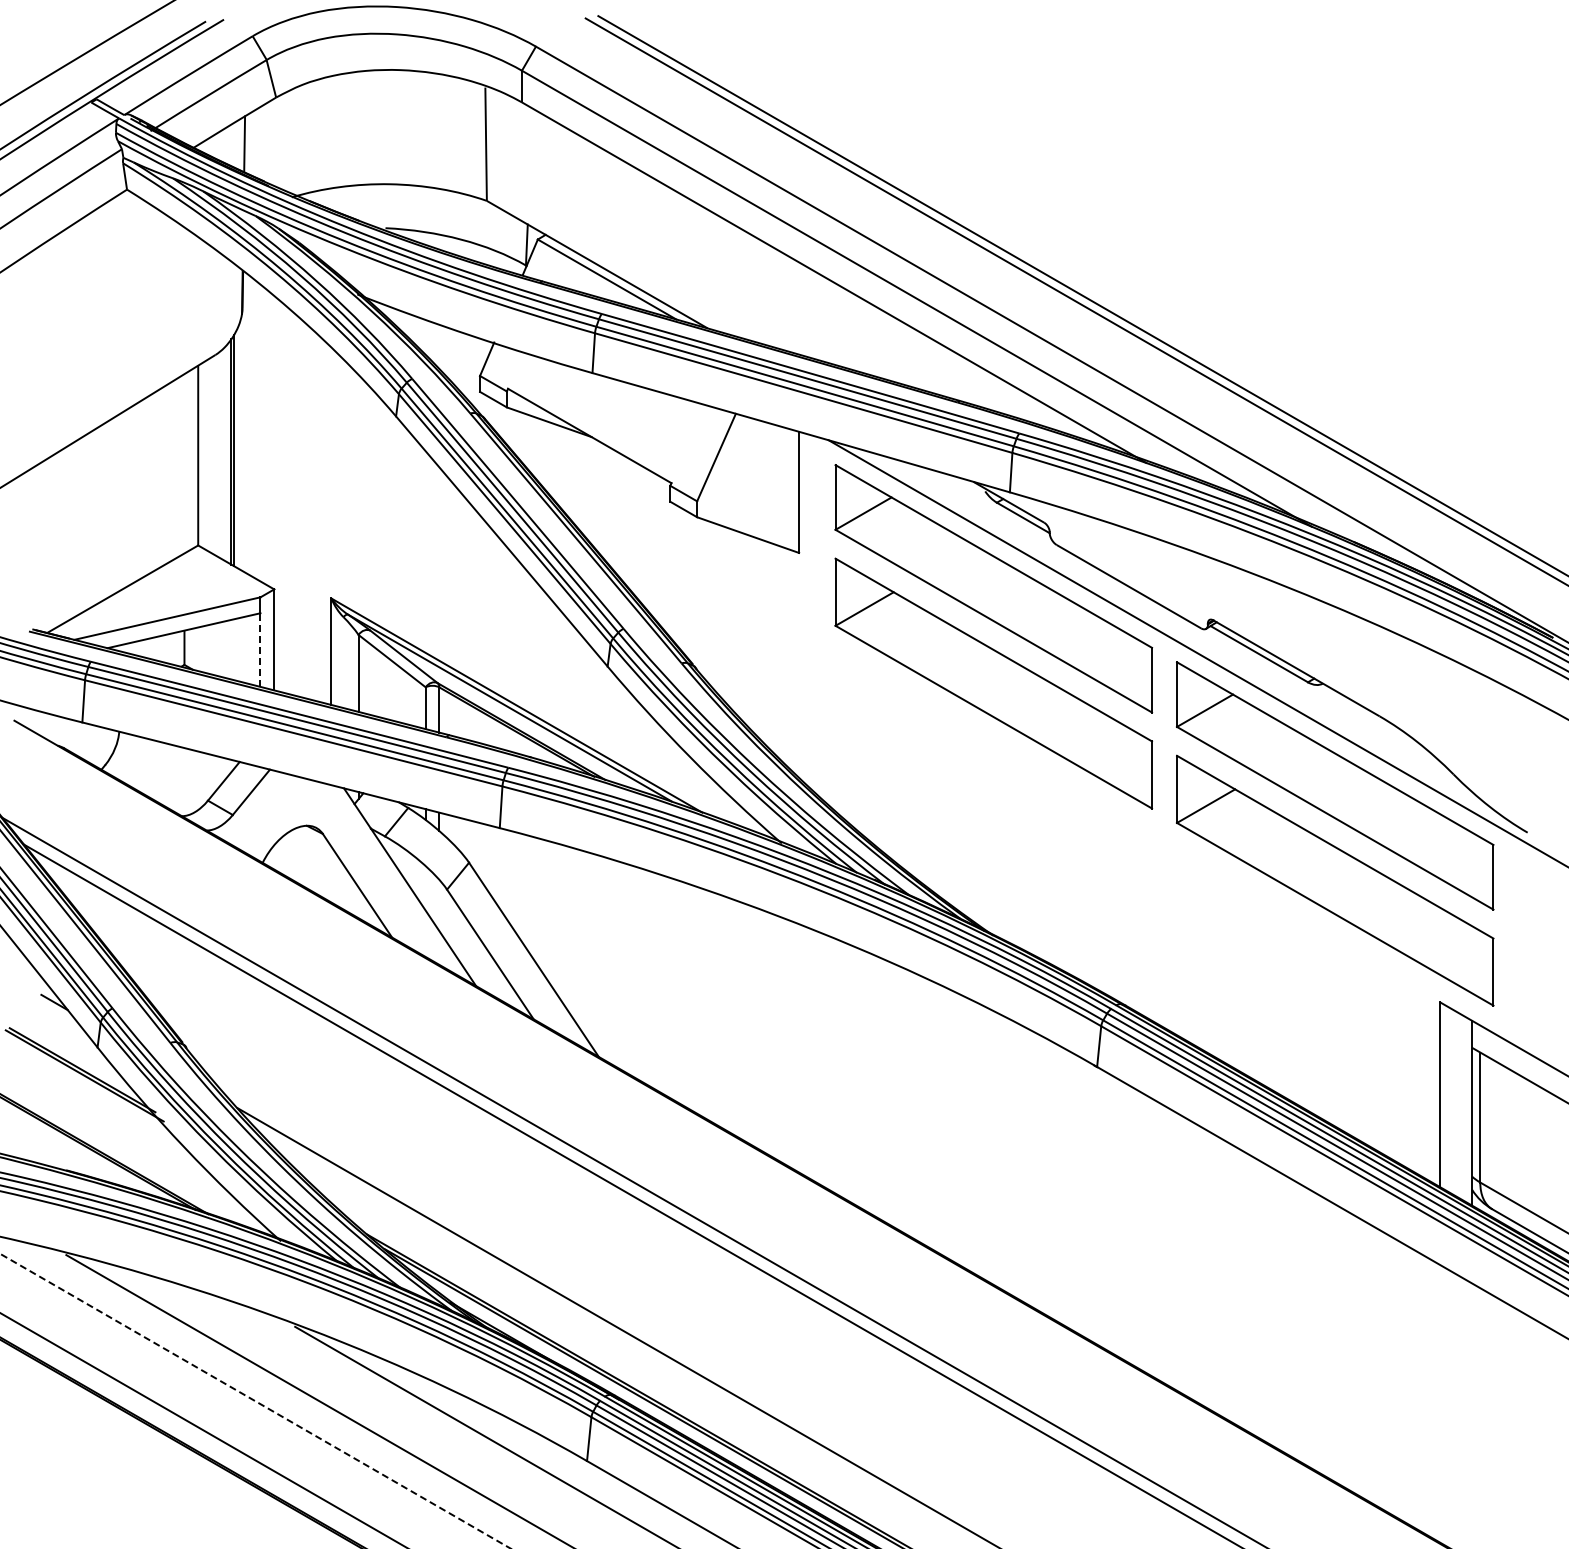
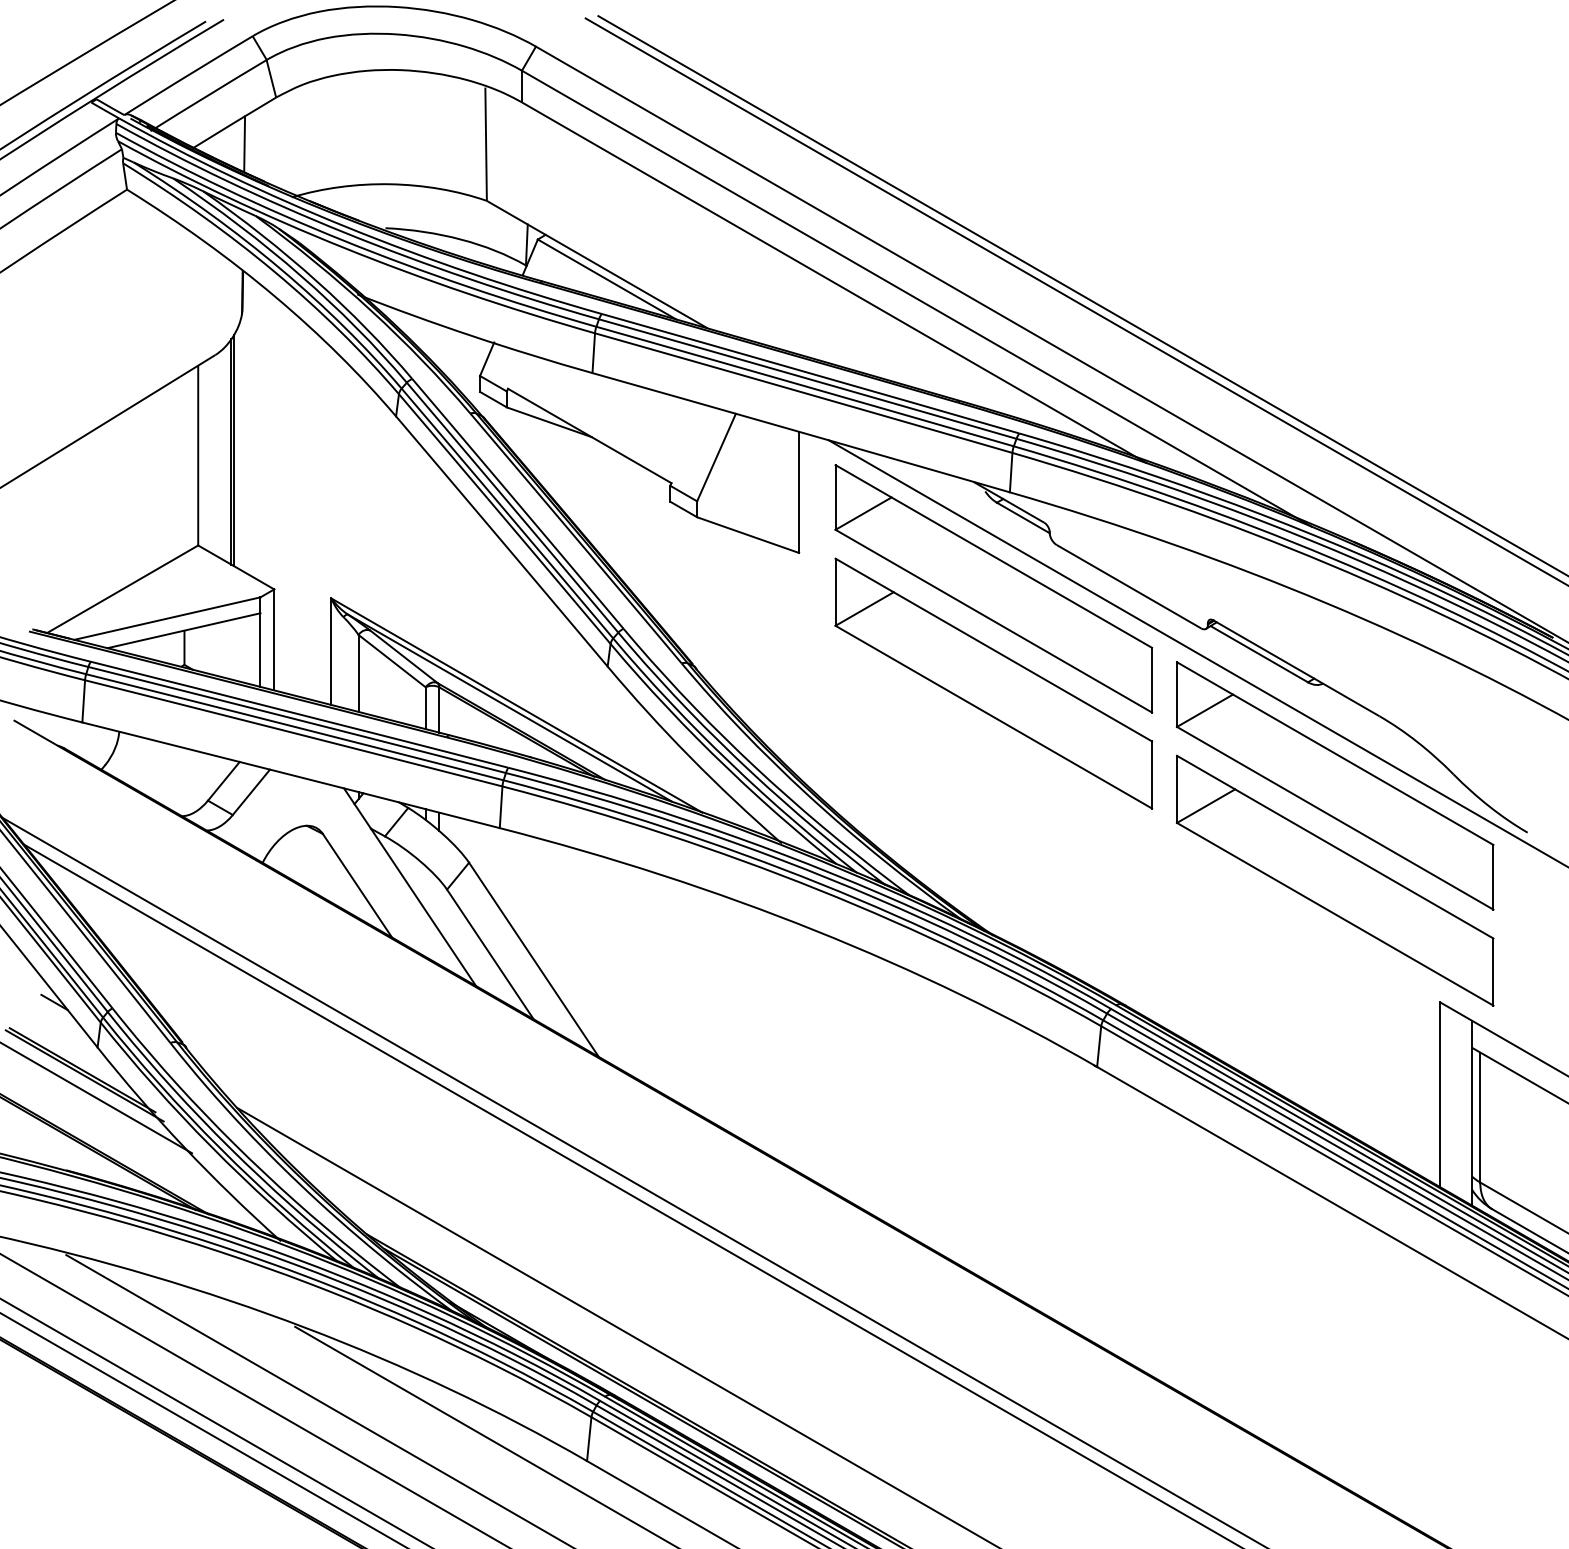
line: dashed -> solid (260, 650)
line: none -> present (97, 1098)
line: dashed -> solid (255, 1401)
line: none -> present (215, 1422)
